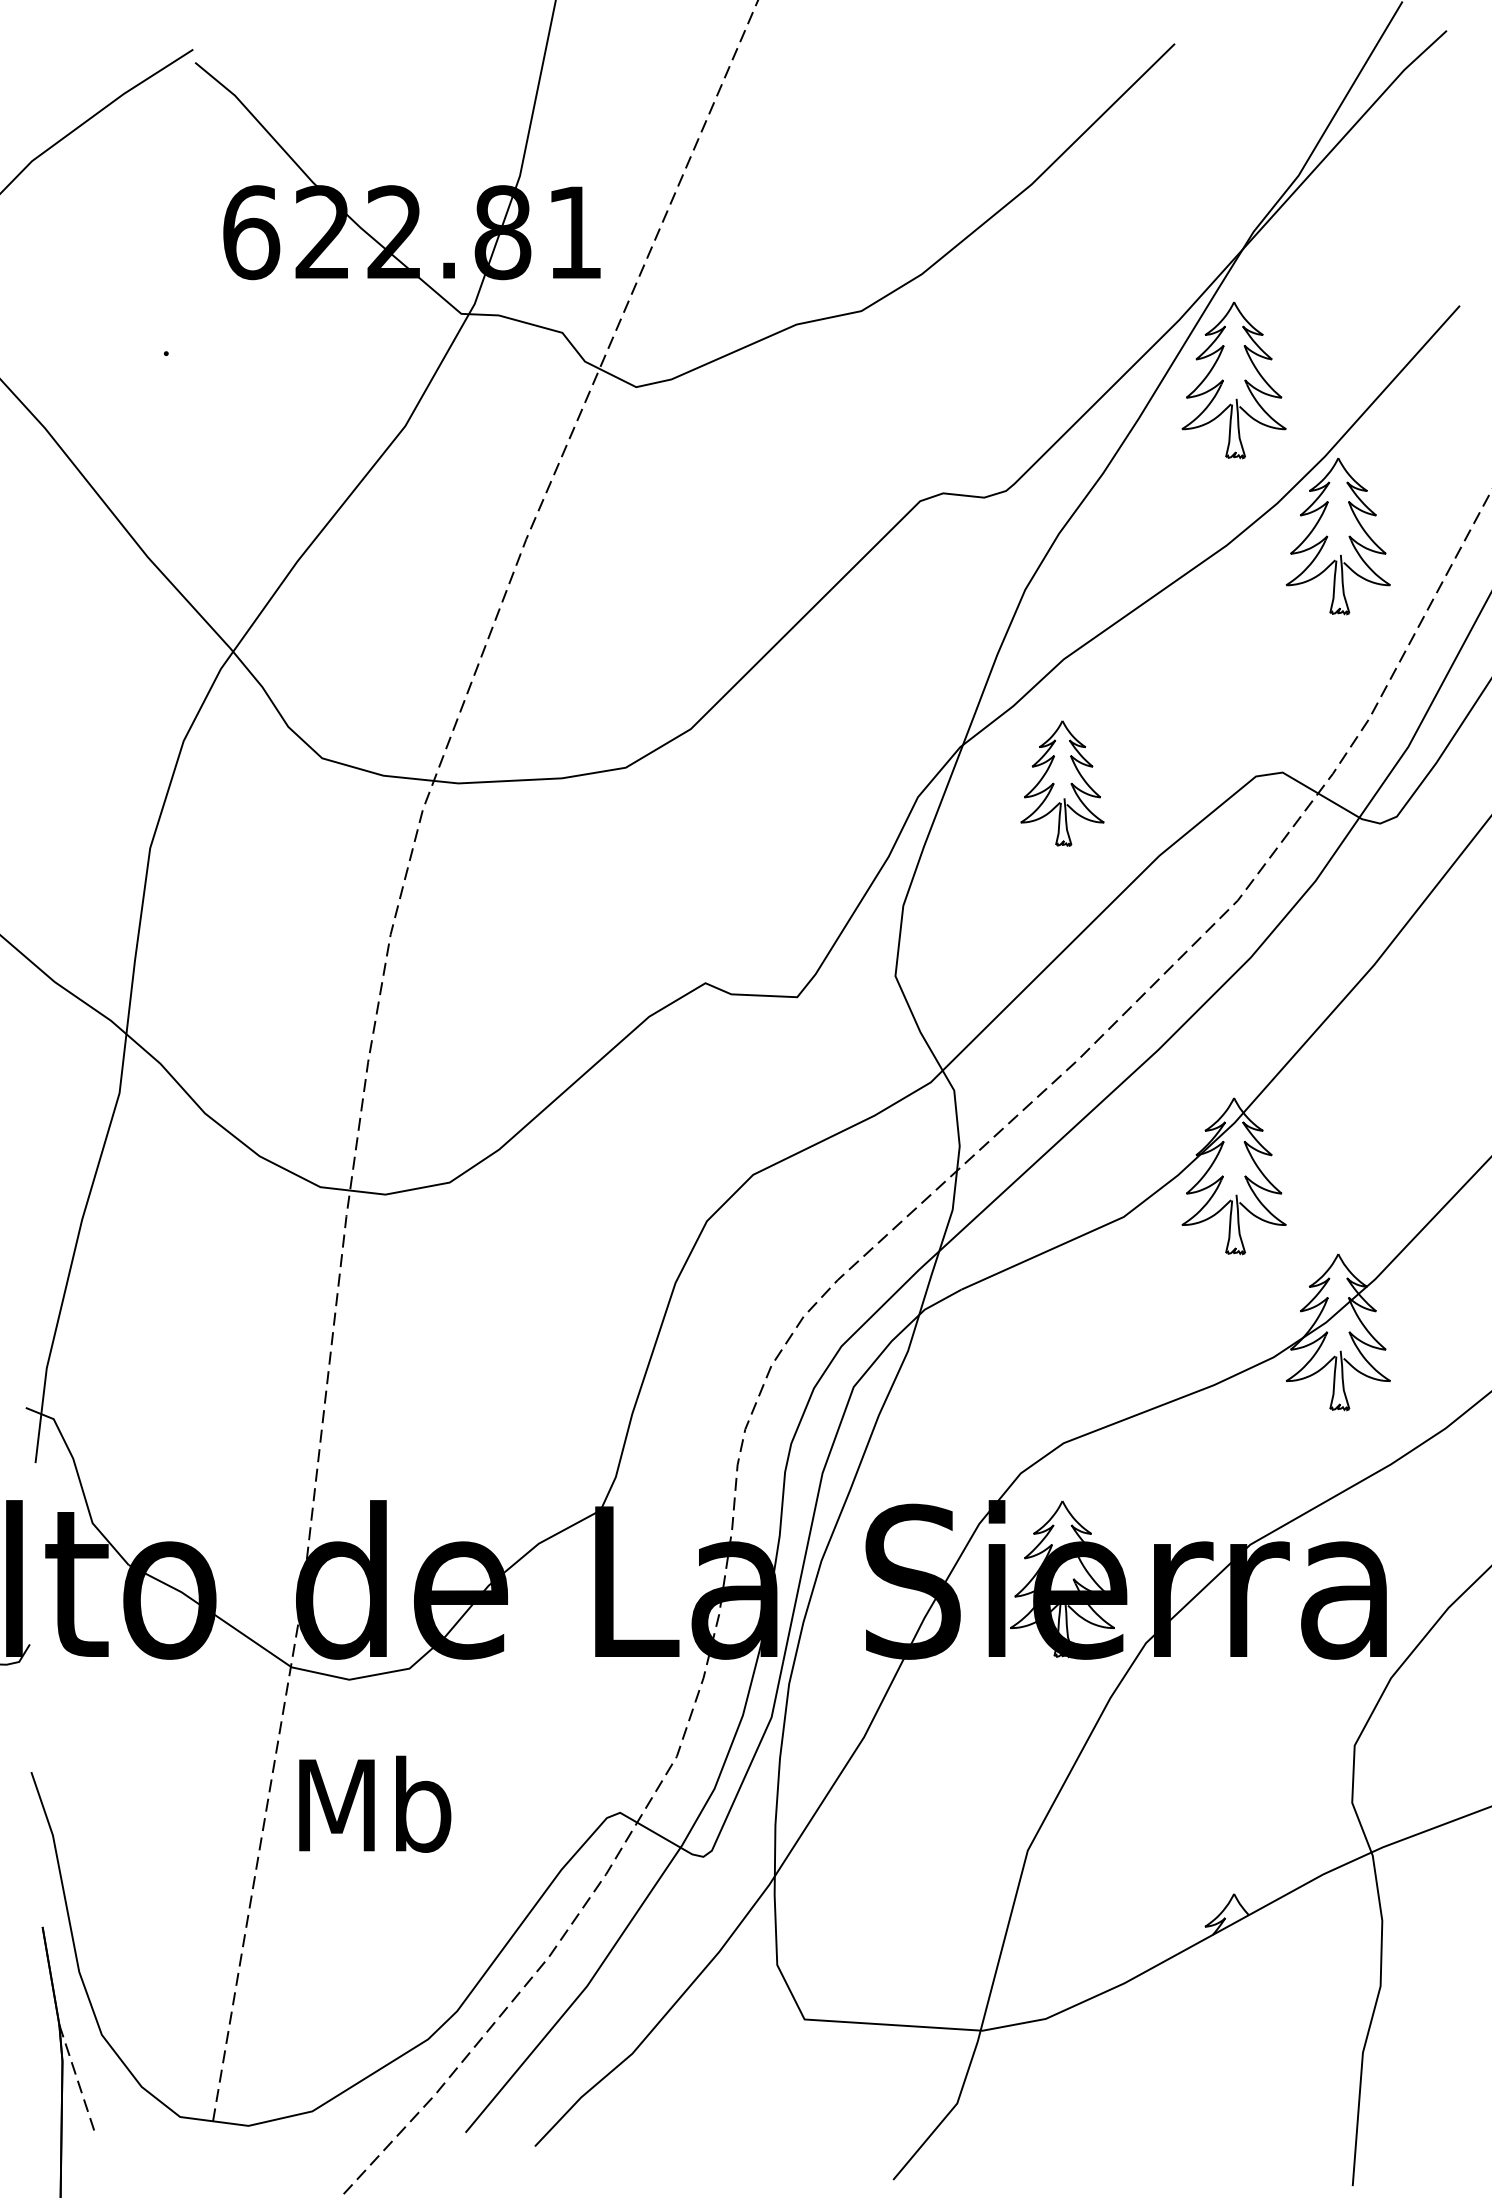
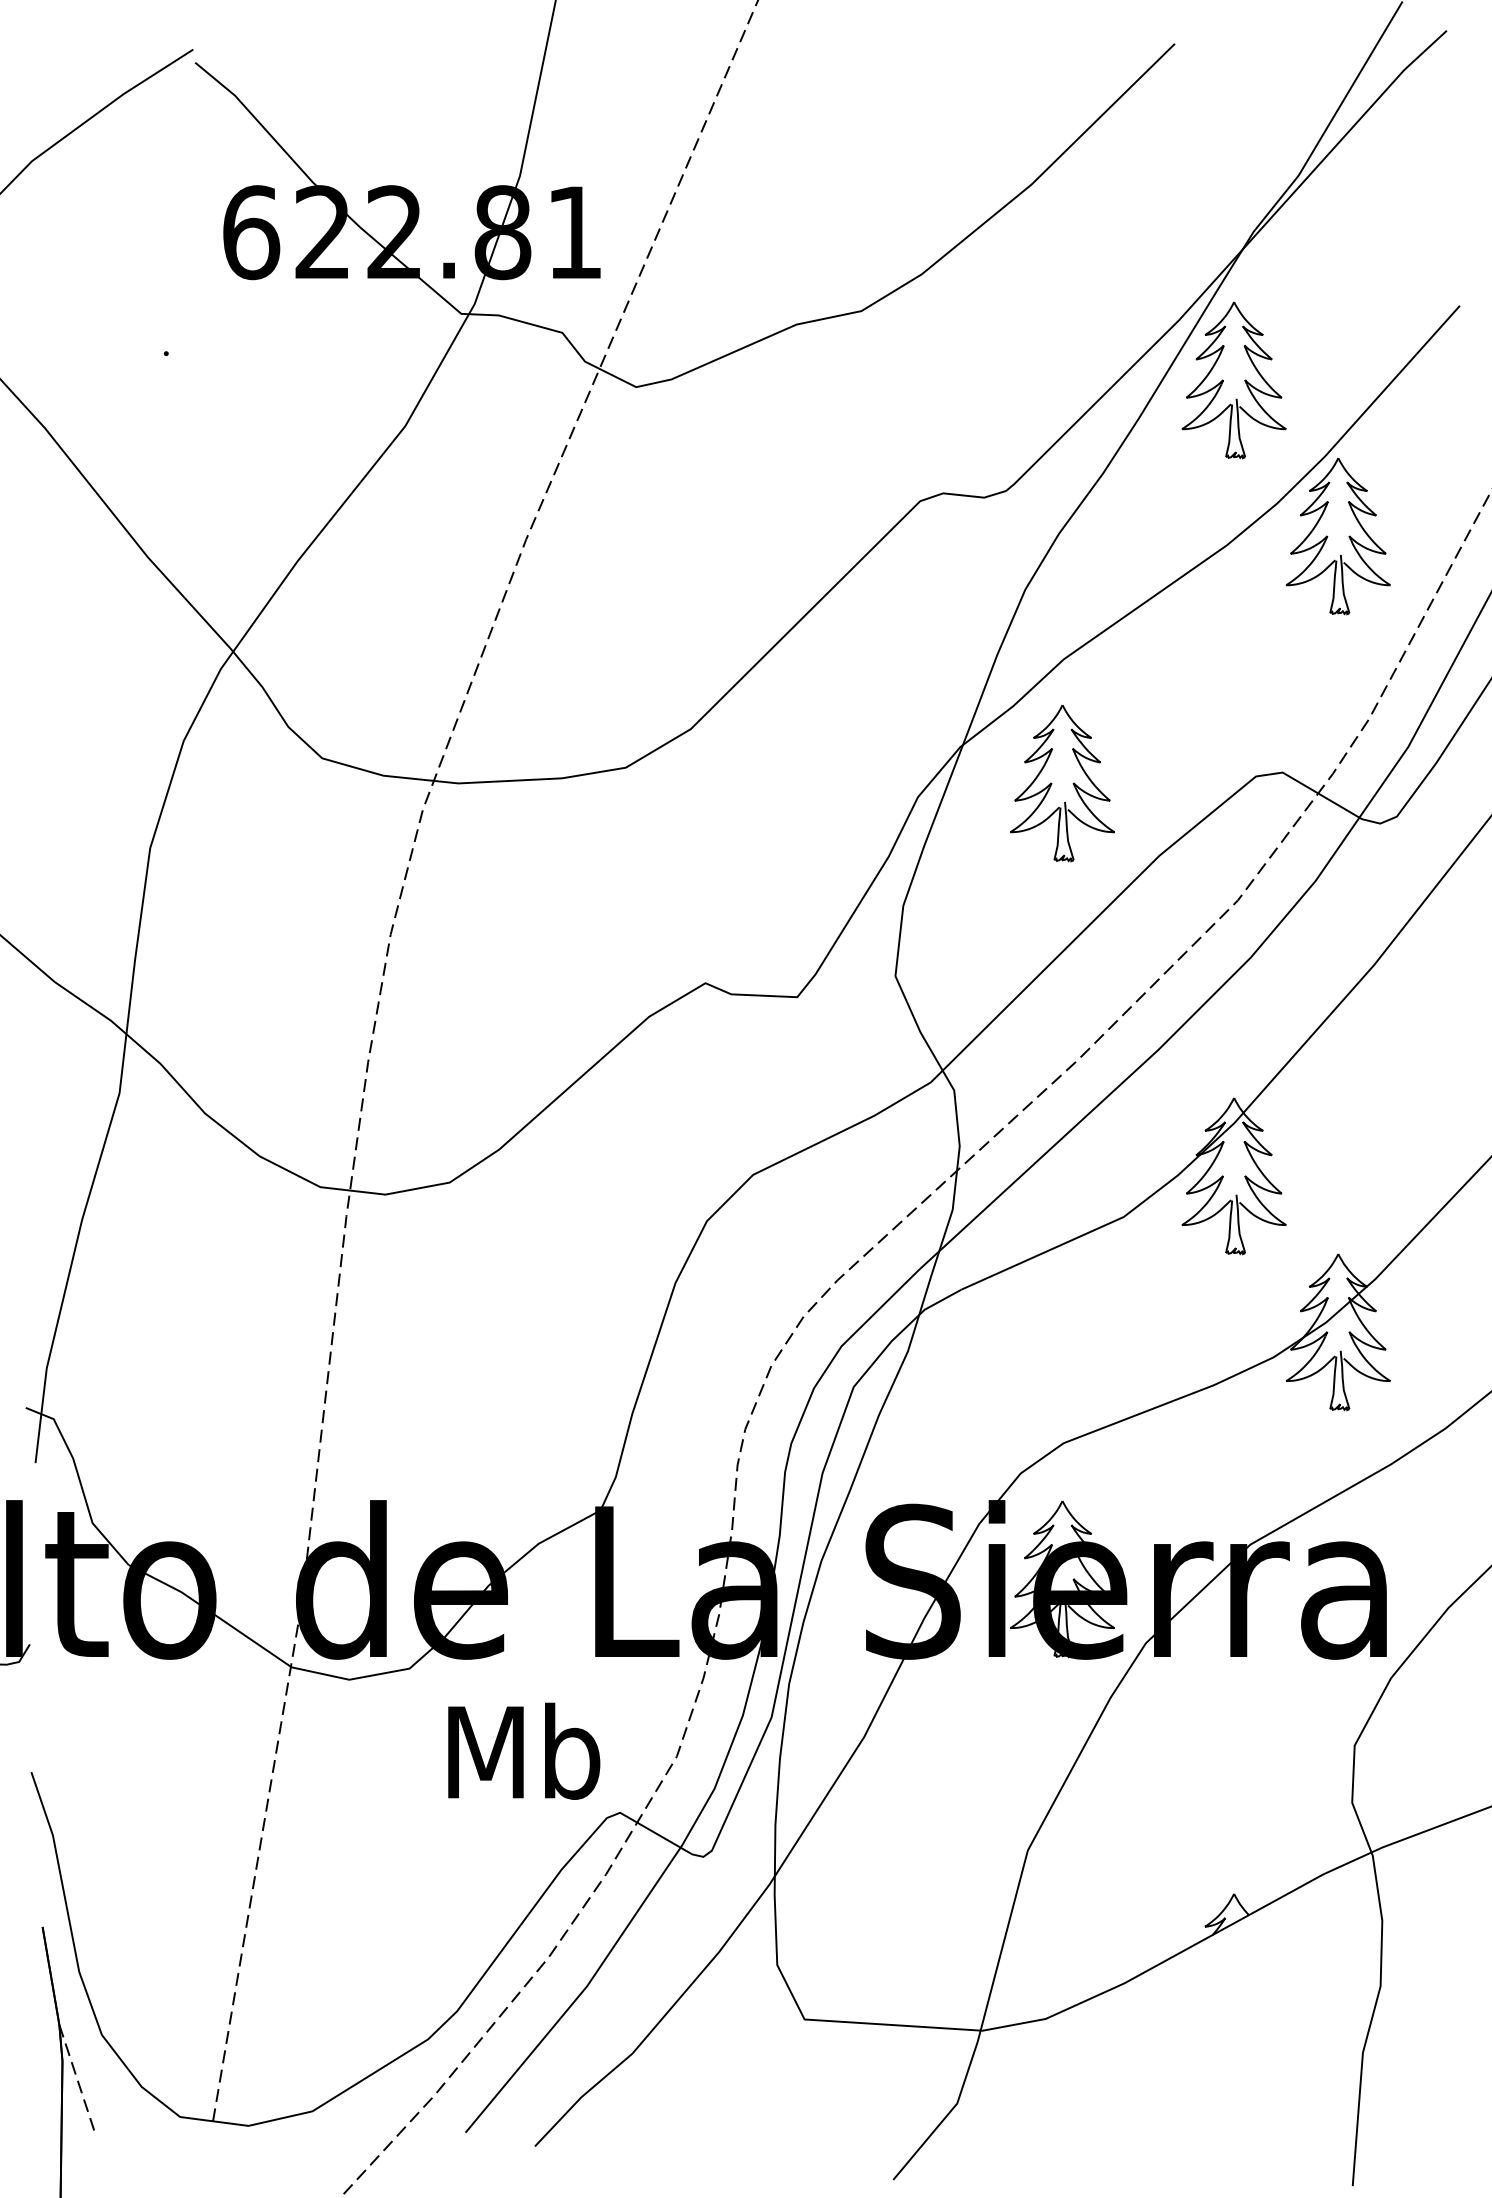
part size: 85x127 px -> 105x158 px (1062, 783)
text position: (375, 1803) -> (524, 1750) (524, 1750)
